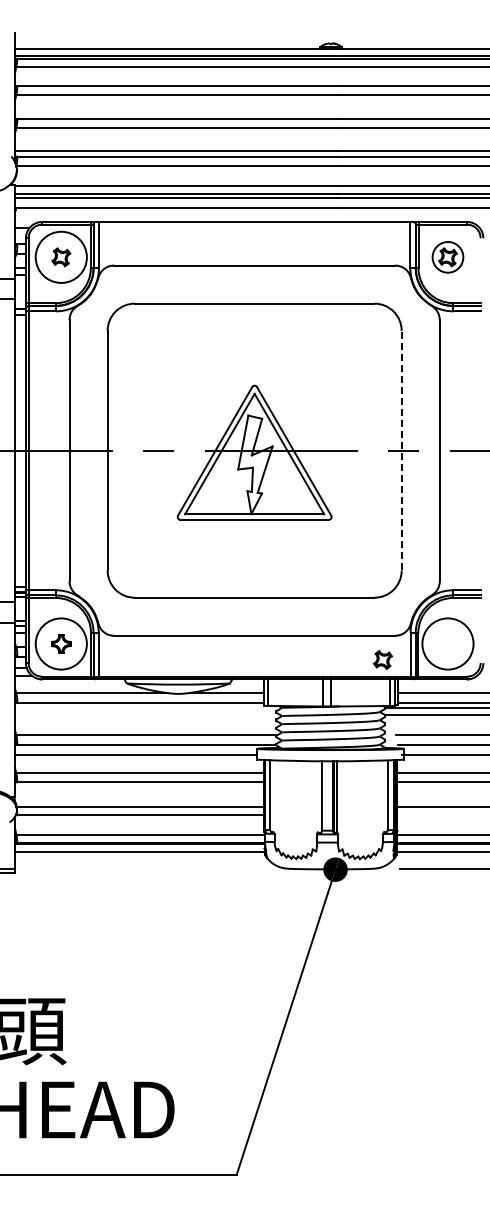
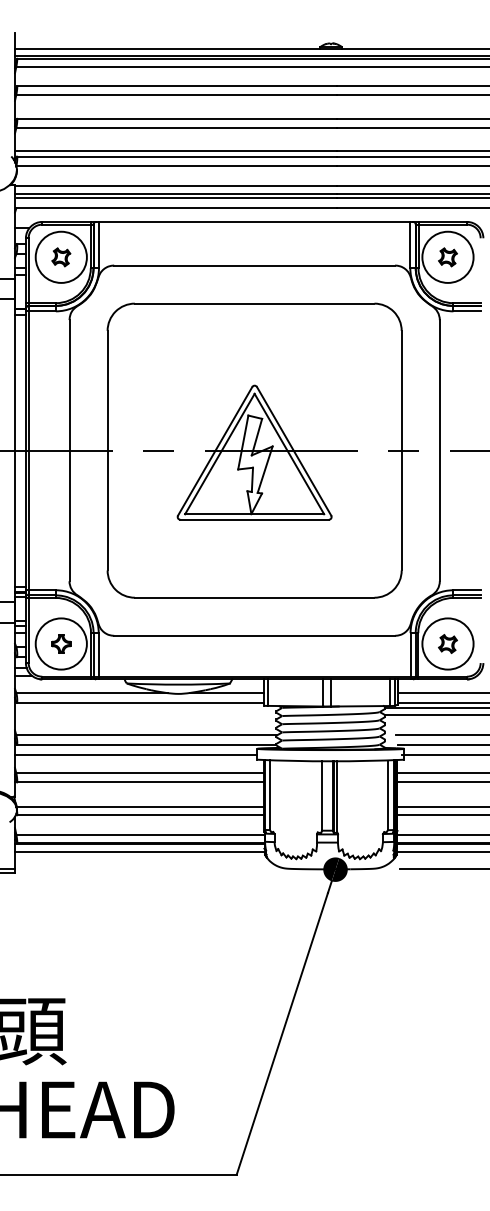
circle diameter: 31 px -> 51 px (447, 256)
line: dashed -> solid (401, 450)
part position: (382, 659) -> (447, 643) (447, 643)
line: none -> present (441, 815)
